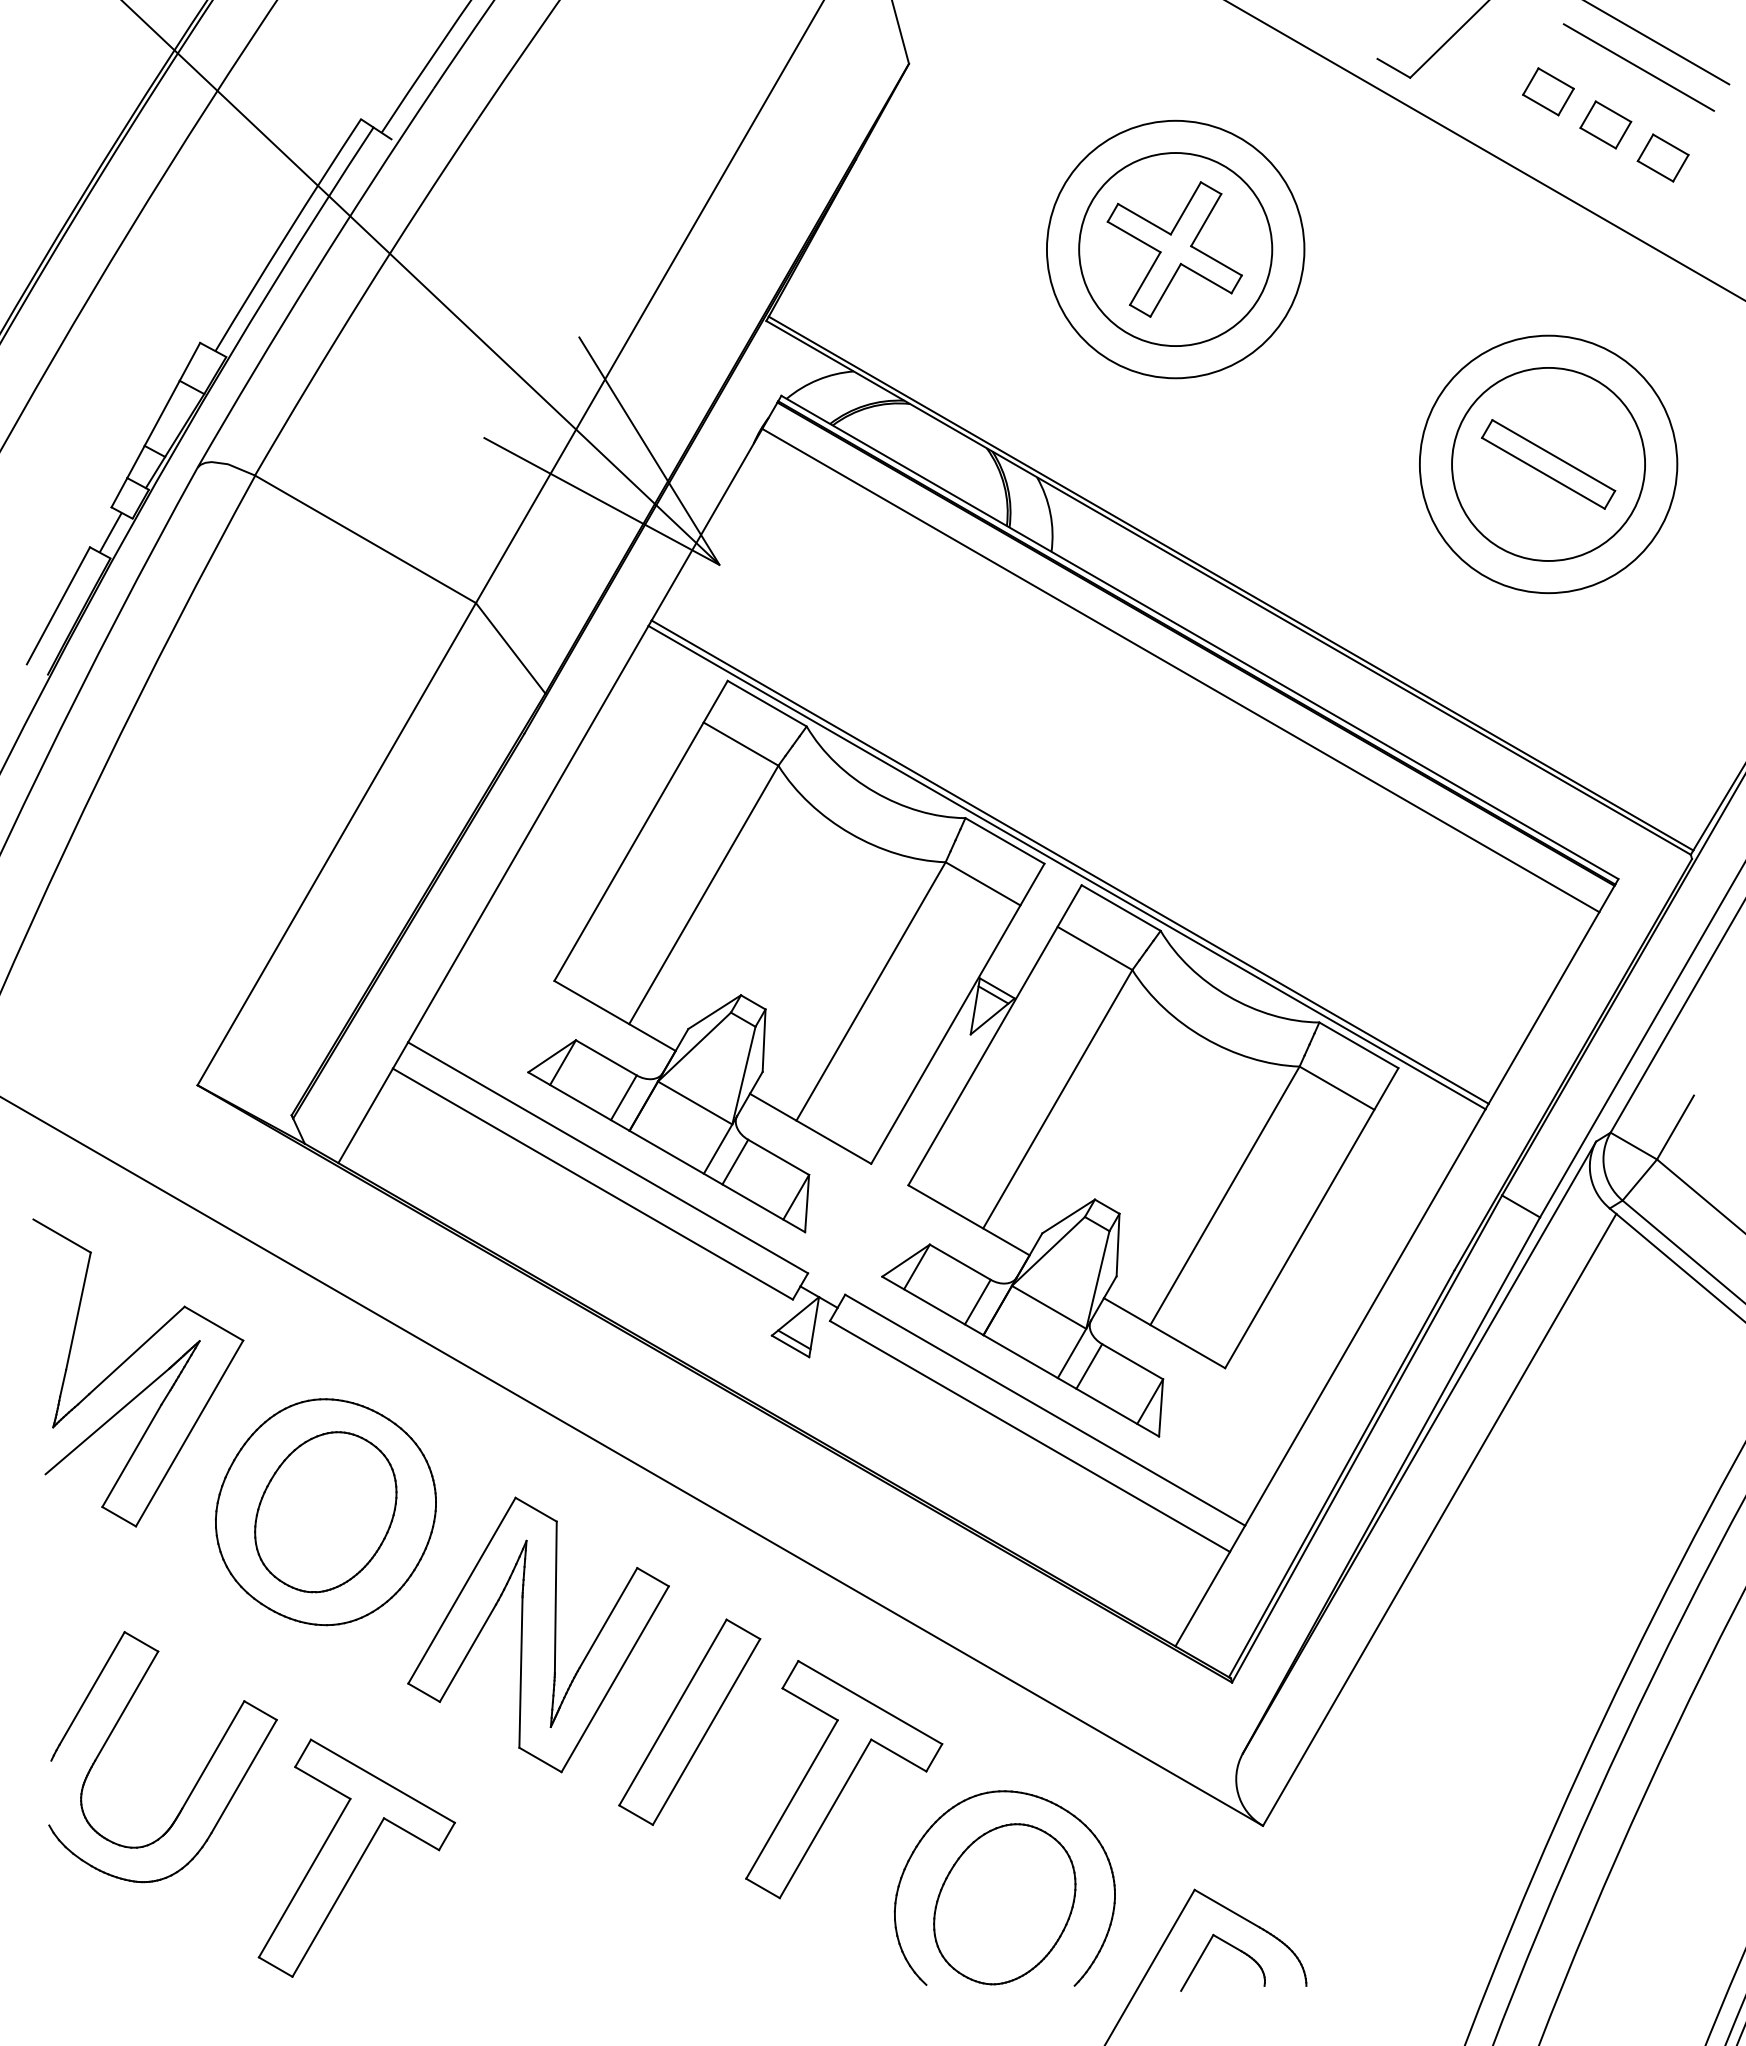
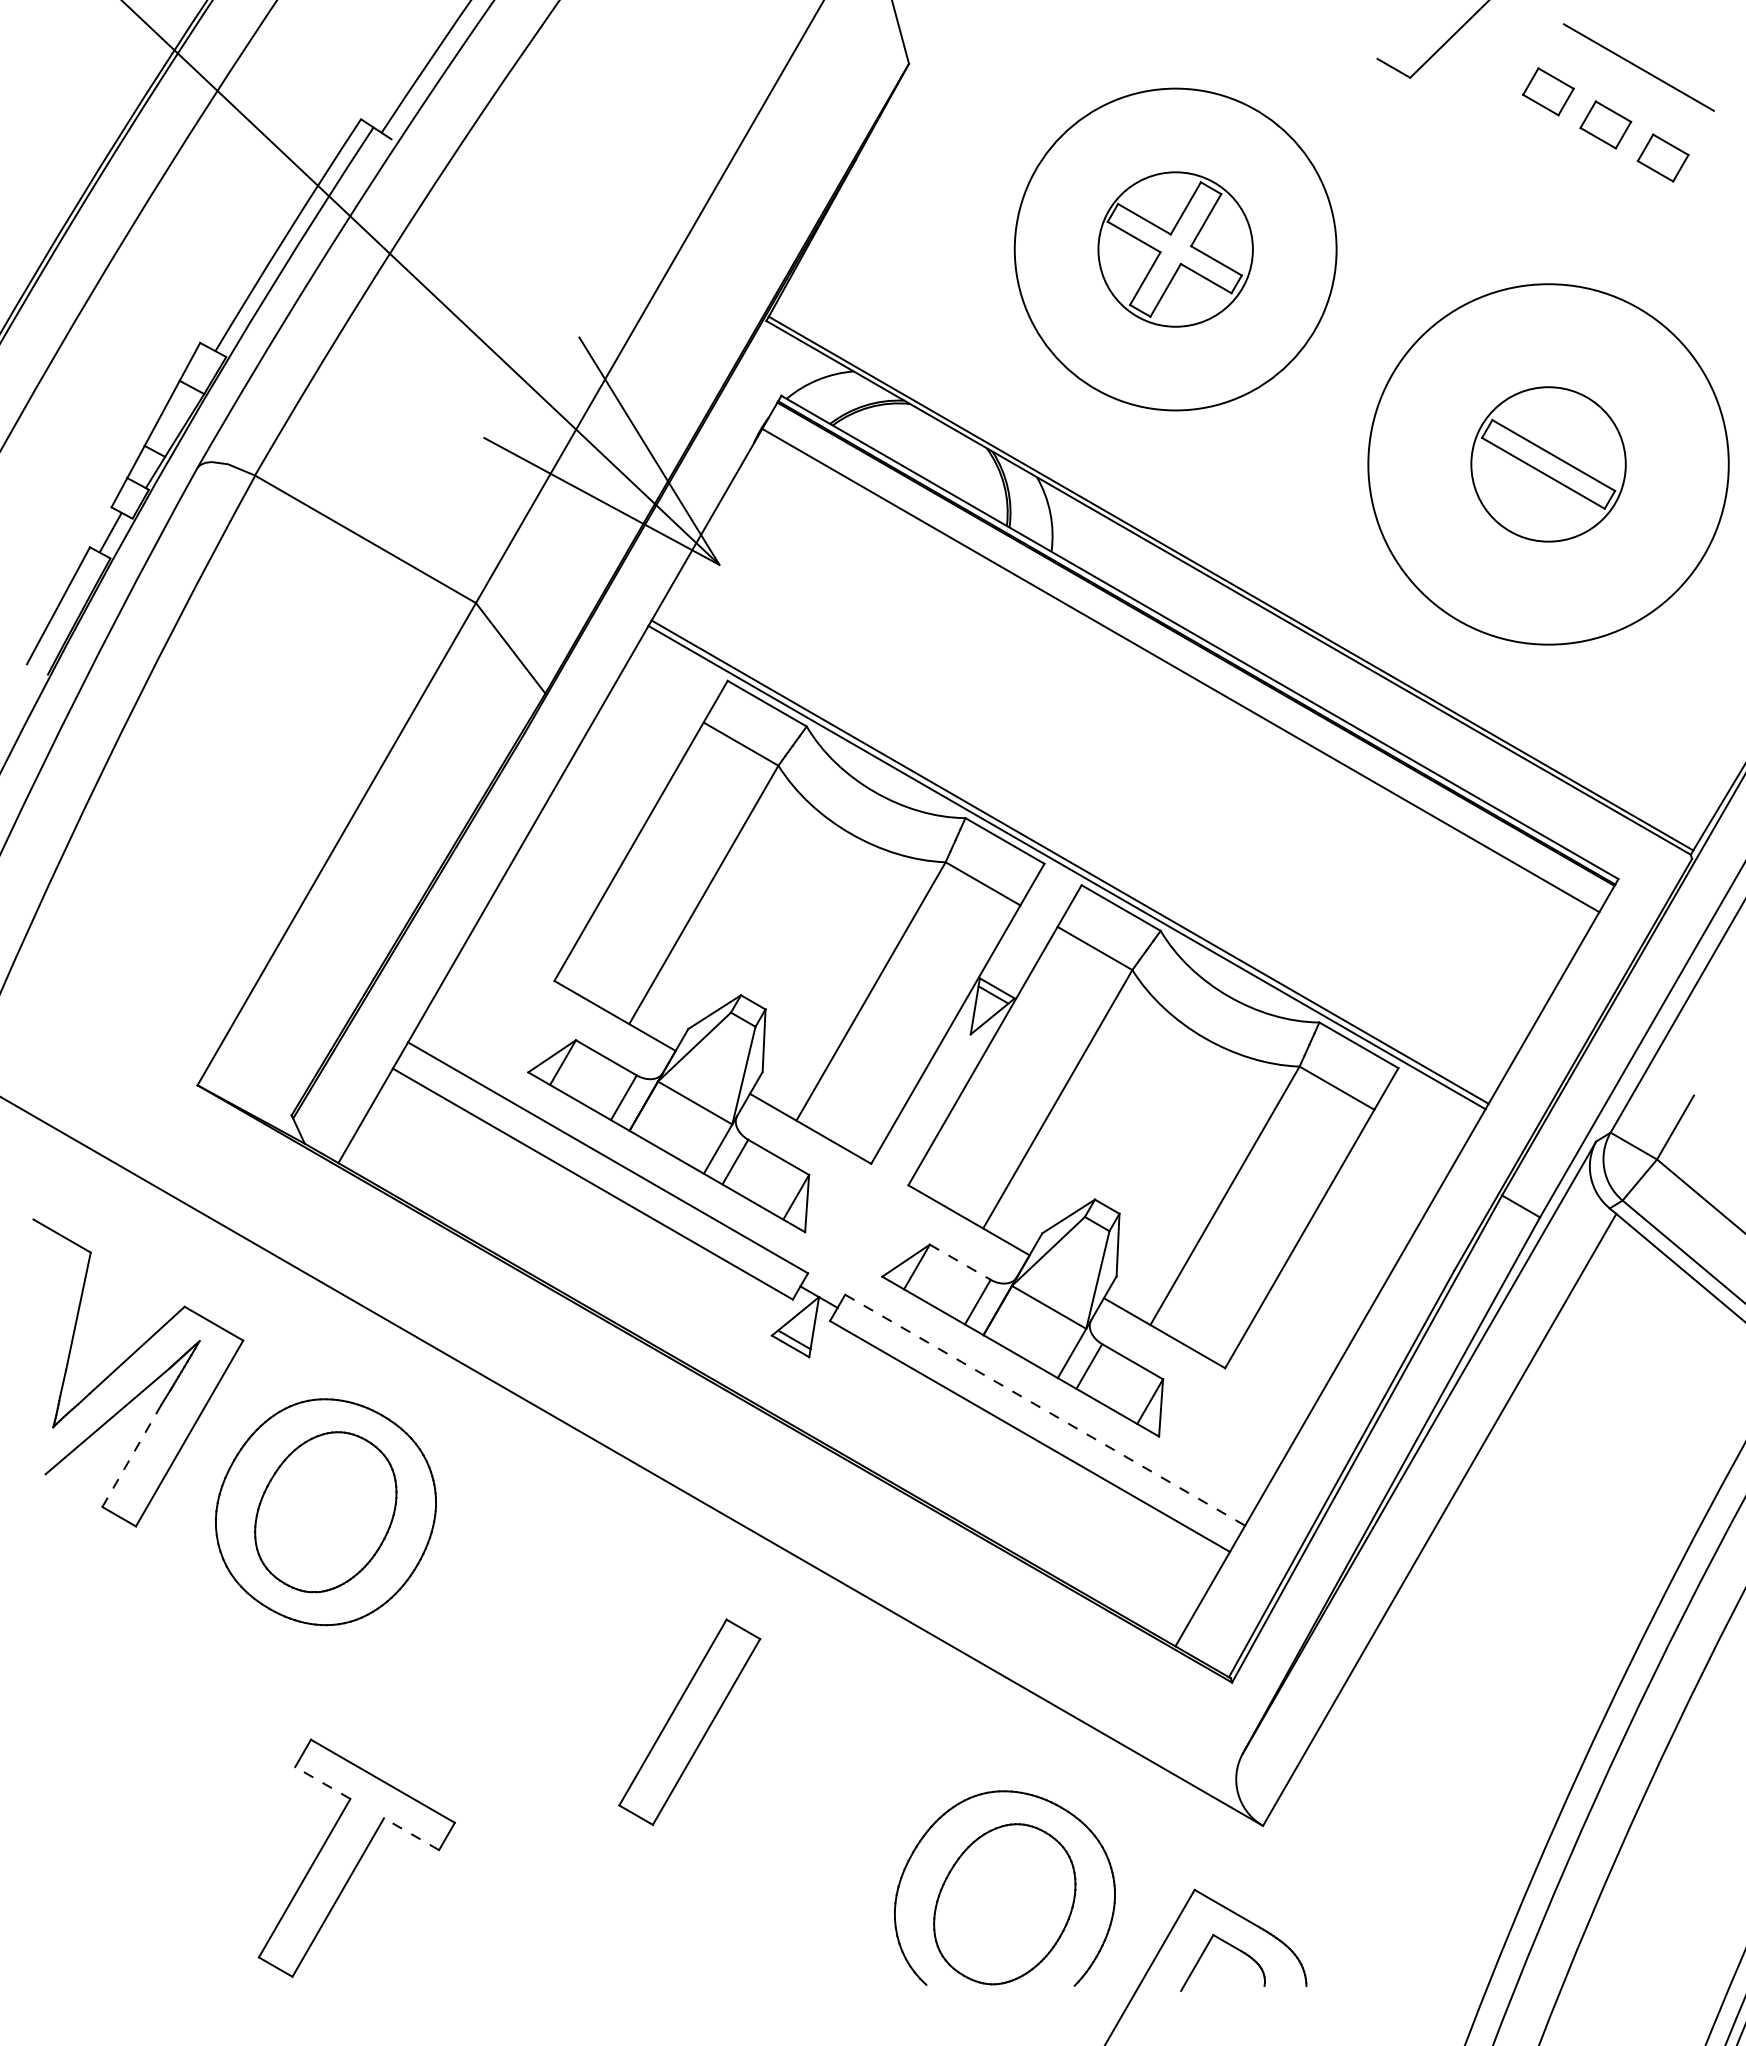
line: present -> none (1658, 43)
line: present -> none (1485, 150)
circle diameter: 193 px -> 154 px (1175, 249)
circle diameter: 257 px -> 322 px (1175, 249)
circle diameter: 193 px -> 154 px (1548, 464)
circle diameter: 257 px -> 360 px (1548, 464)
line: solid -> dashed (960, 1262)
line: solid -> dashed (1045, 1410)
line: solid -> dashed (132, 1455)
part: present -> none (538, 1634)
part: present -> none (199, 1776)
part: present -> none (844, 1779)
line: solid -> dashed (322, 1783)
line: solid -> dashed (411, 1834)
